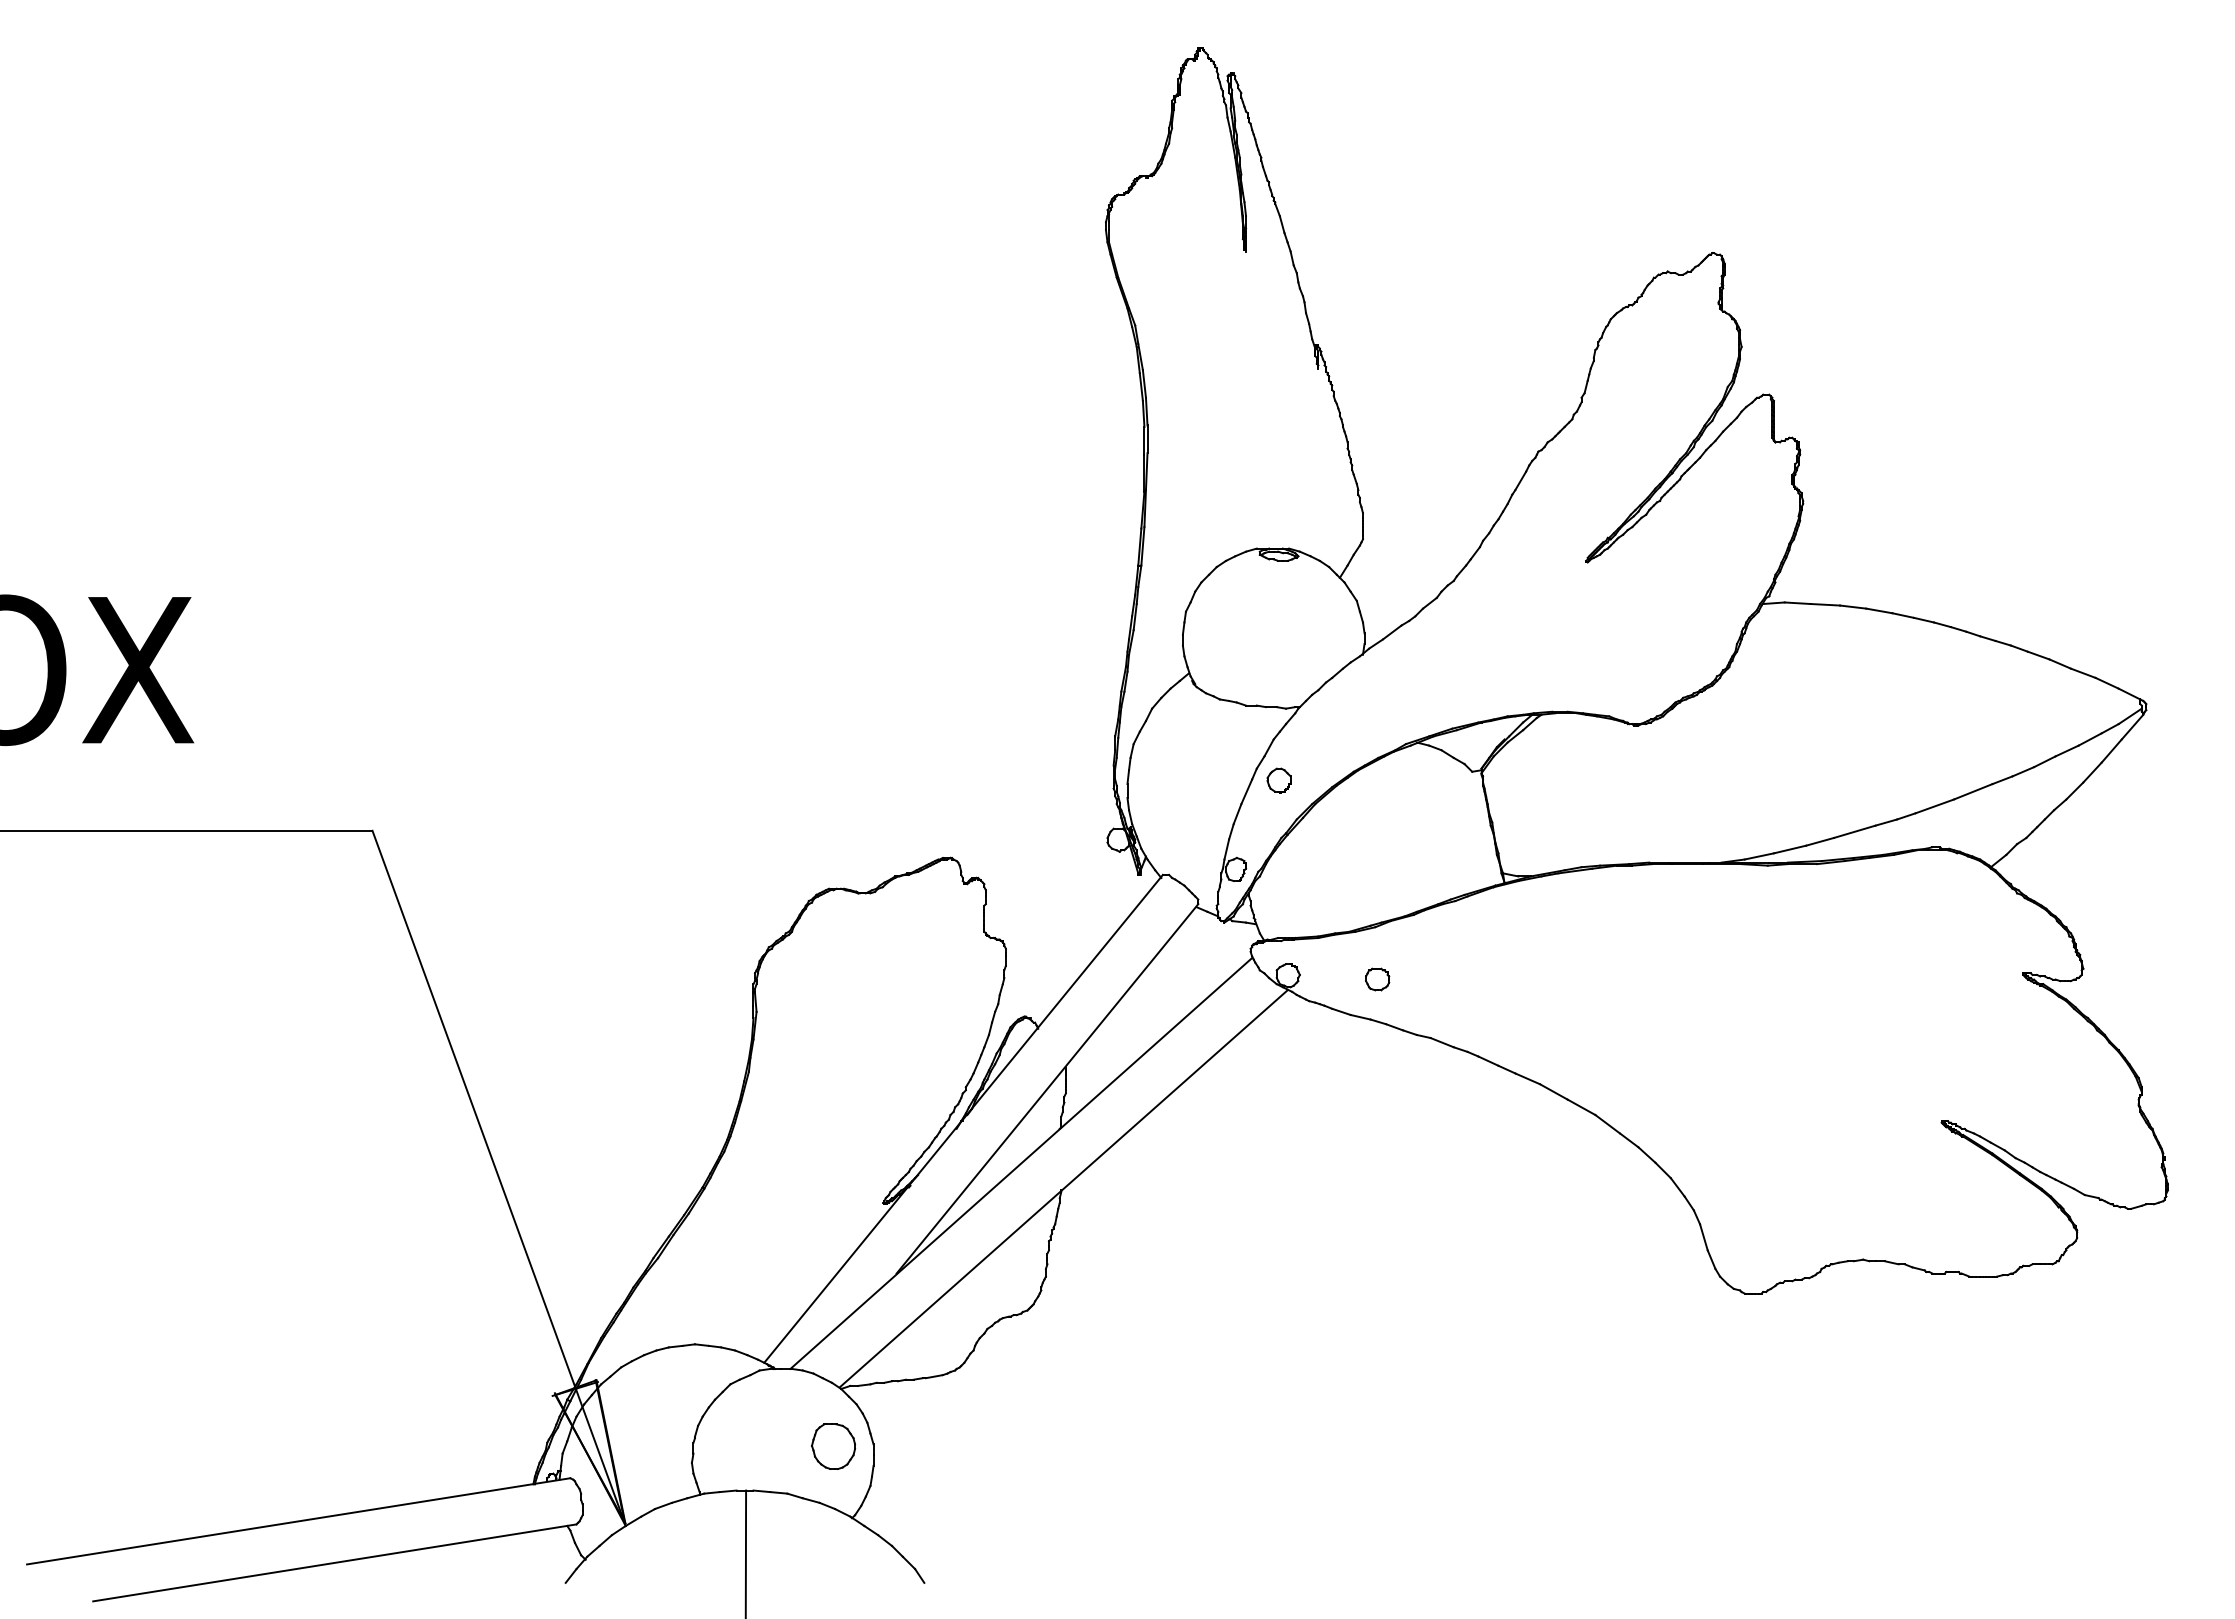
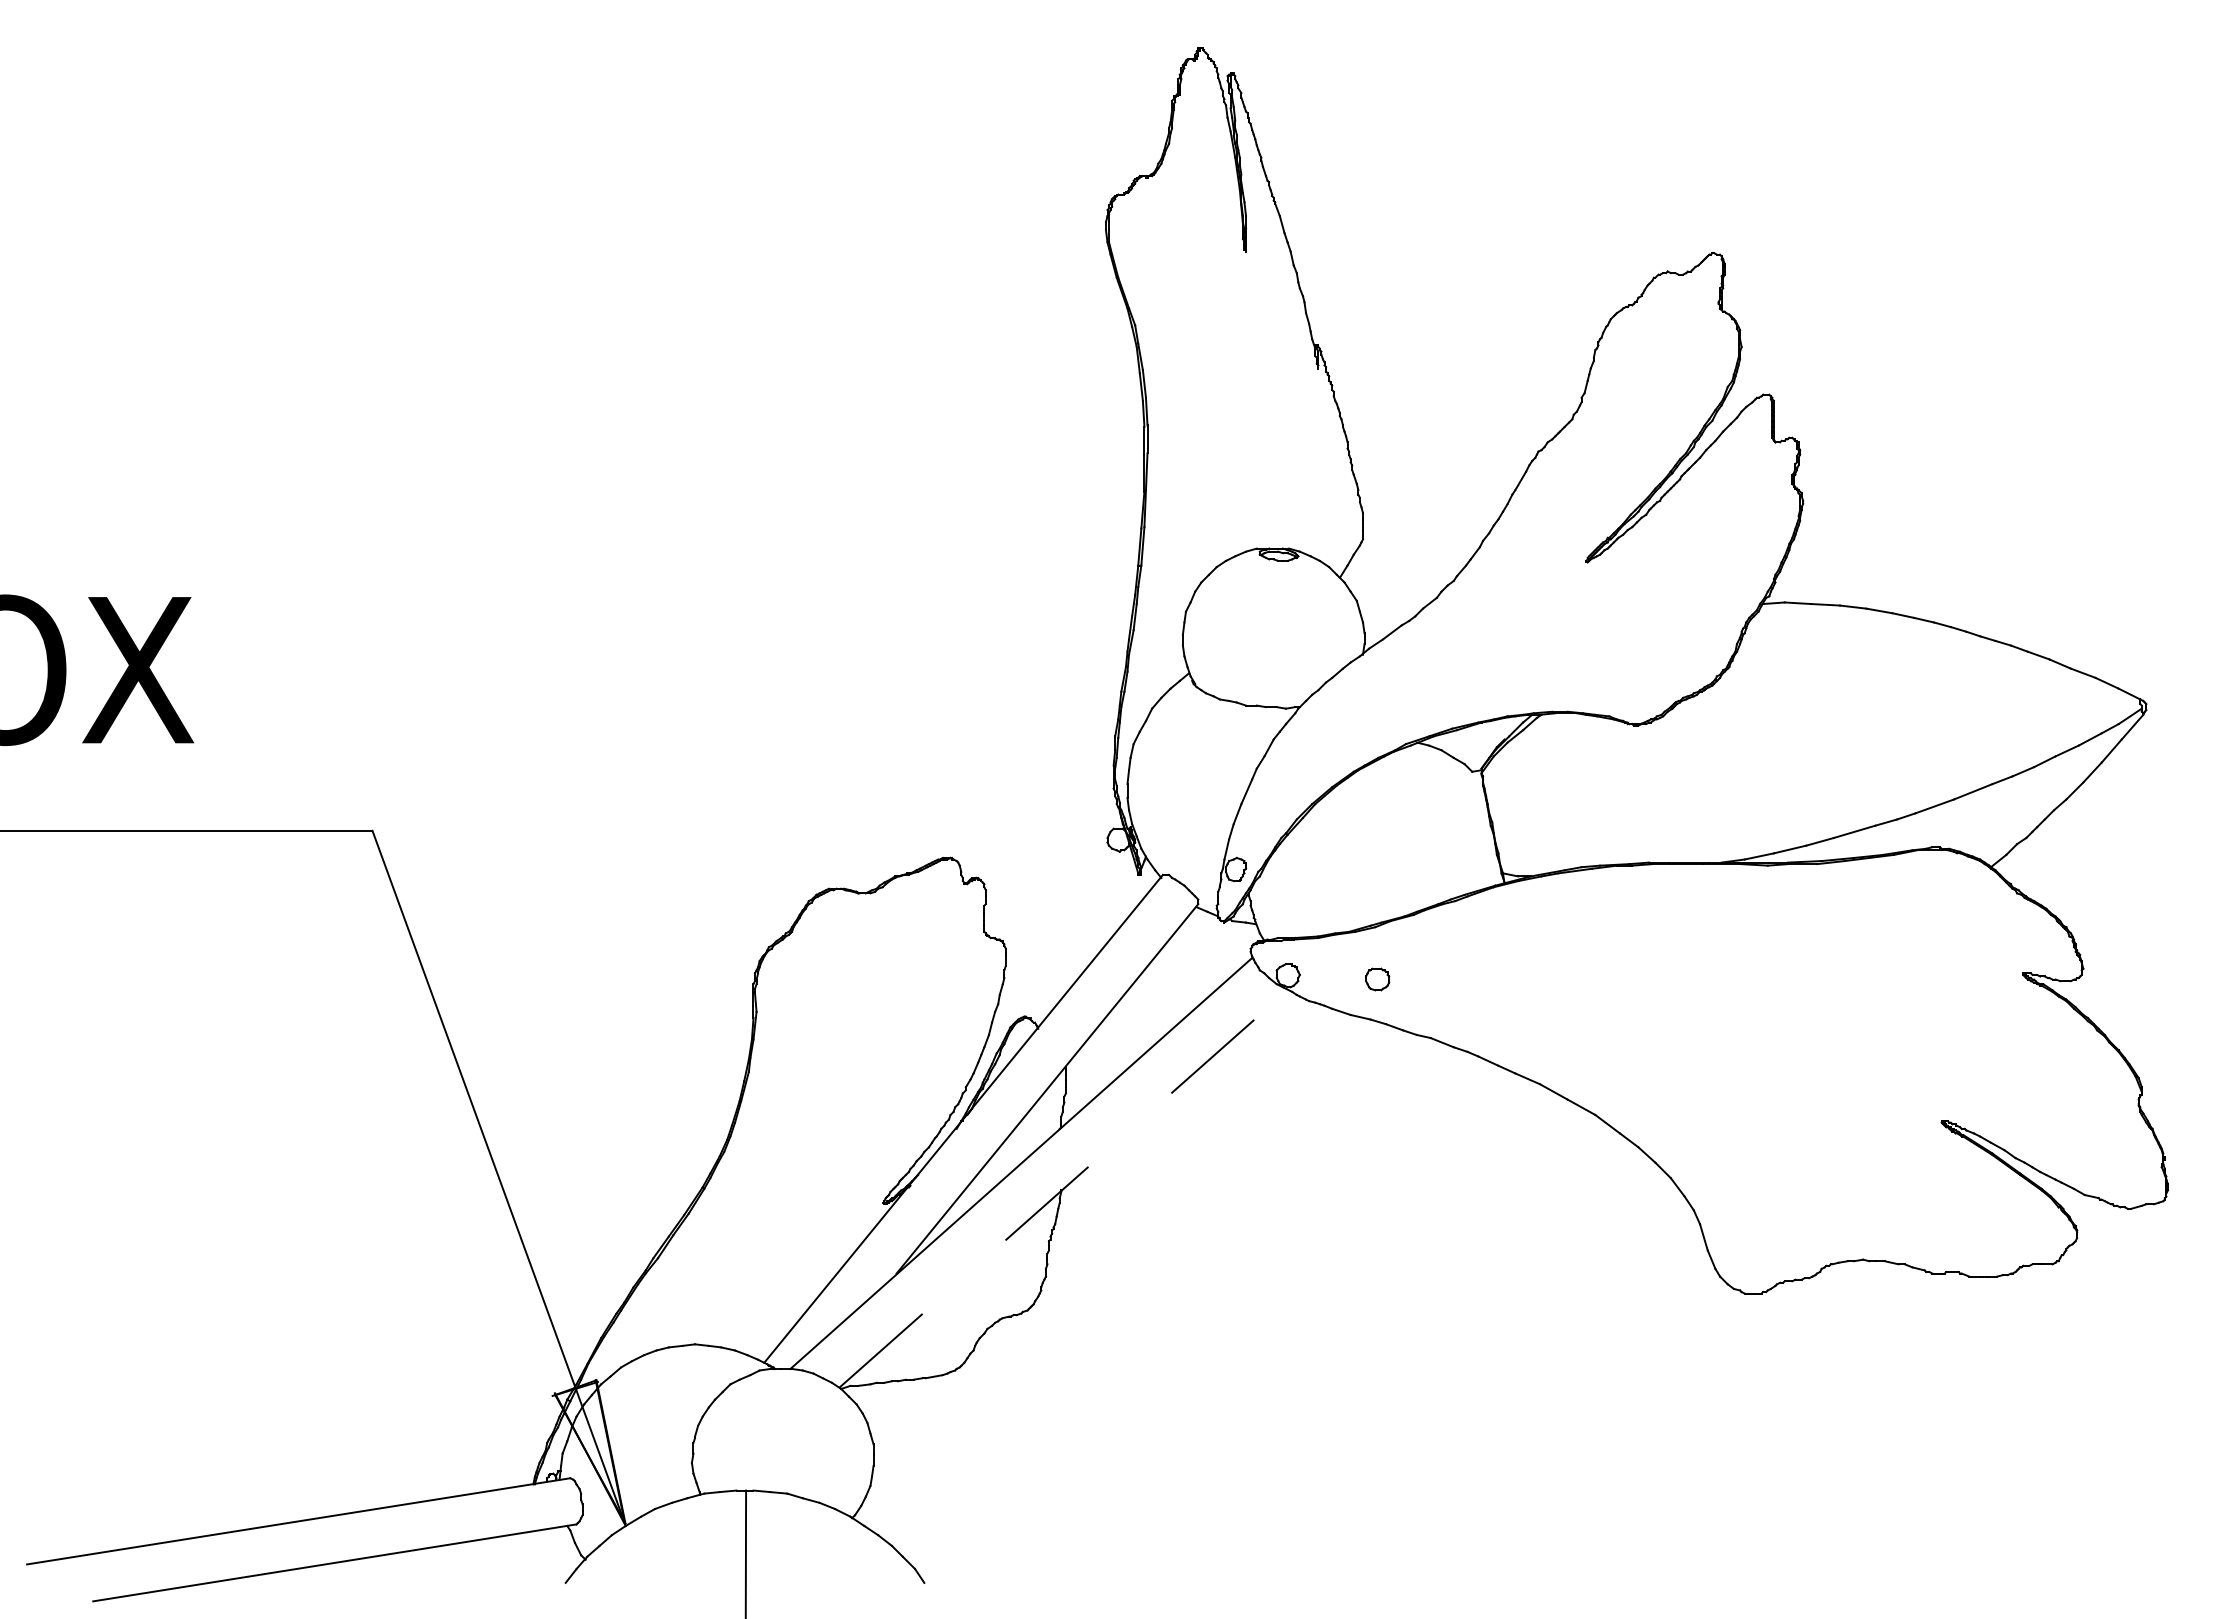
part: present -> none (1278, 780)
line: solid -> dashed (1064, 1188)
part: present -> none (833, 1446)
